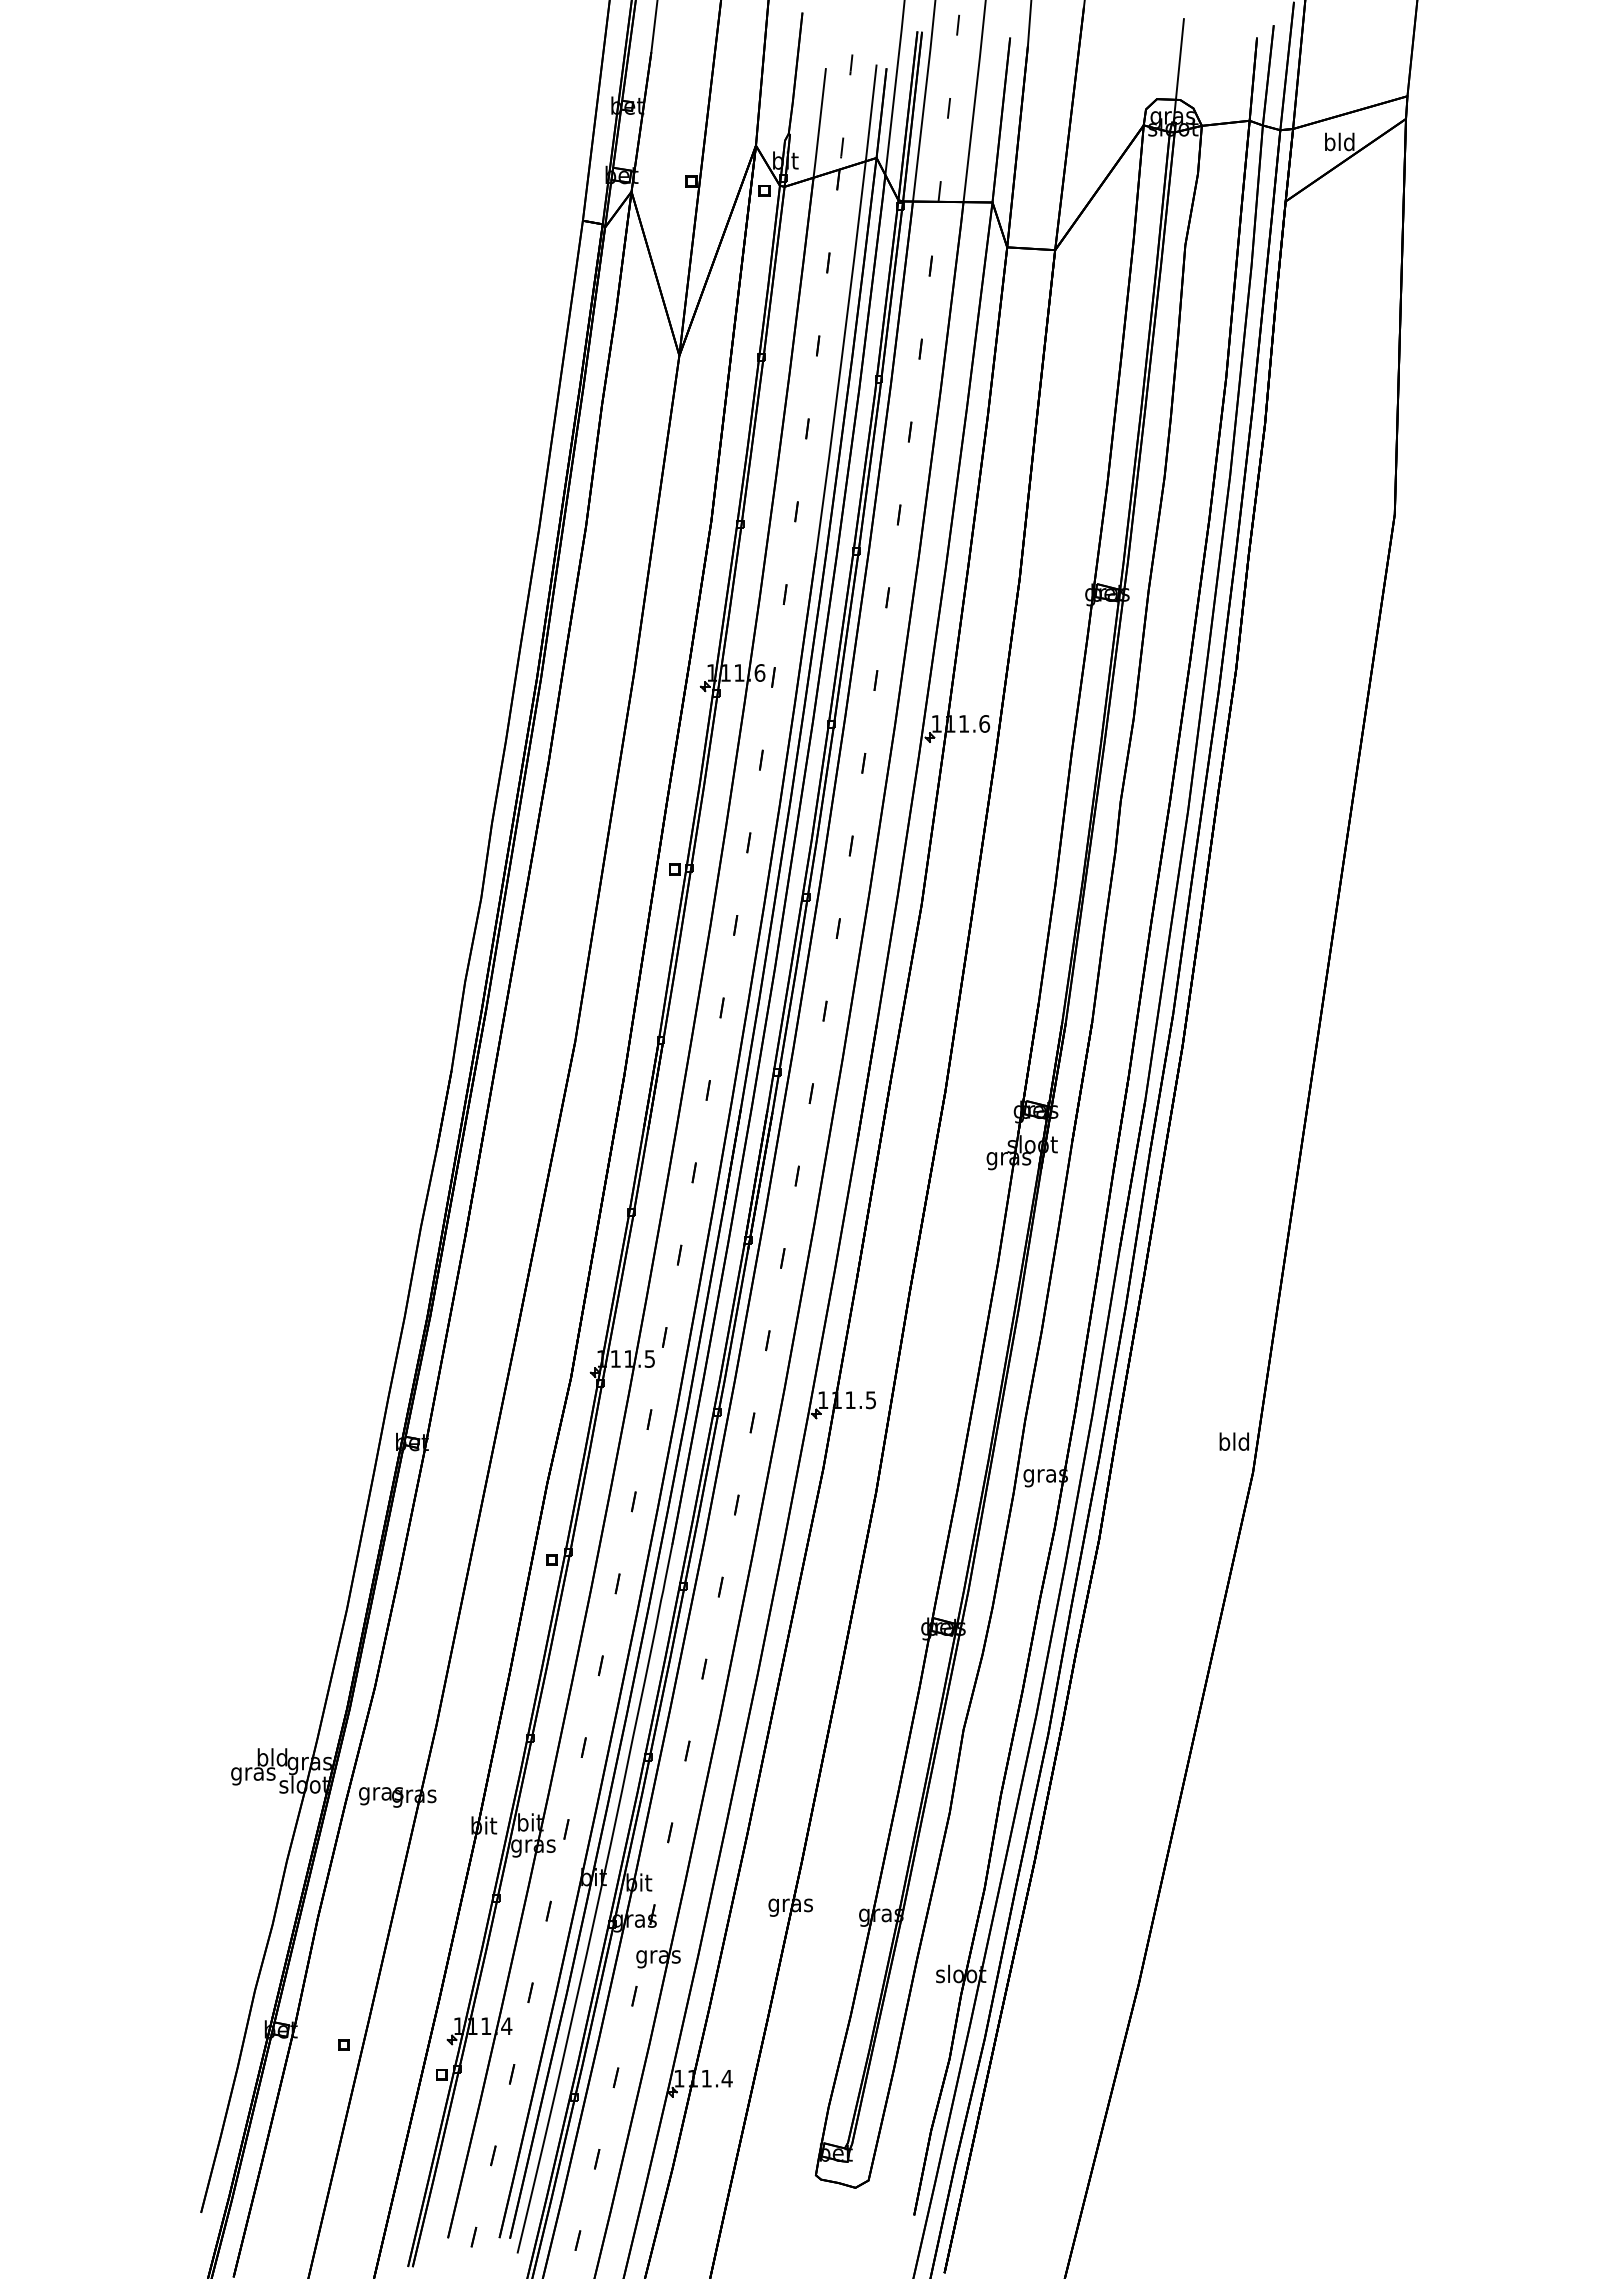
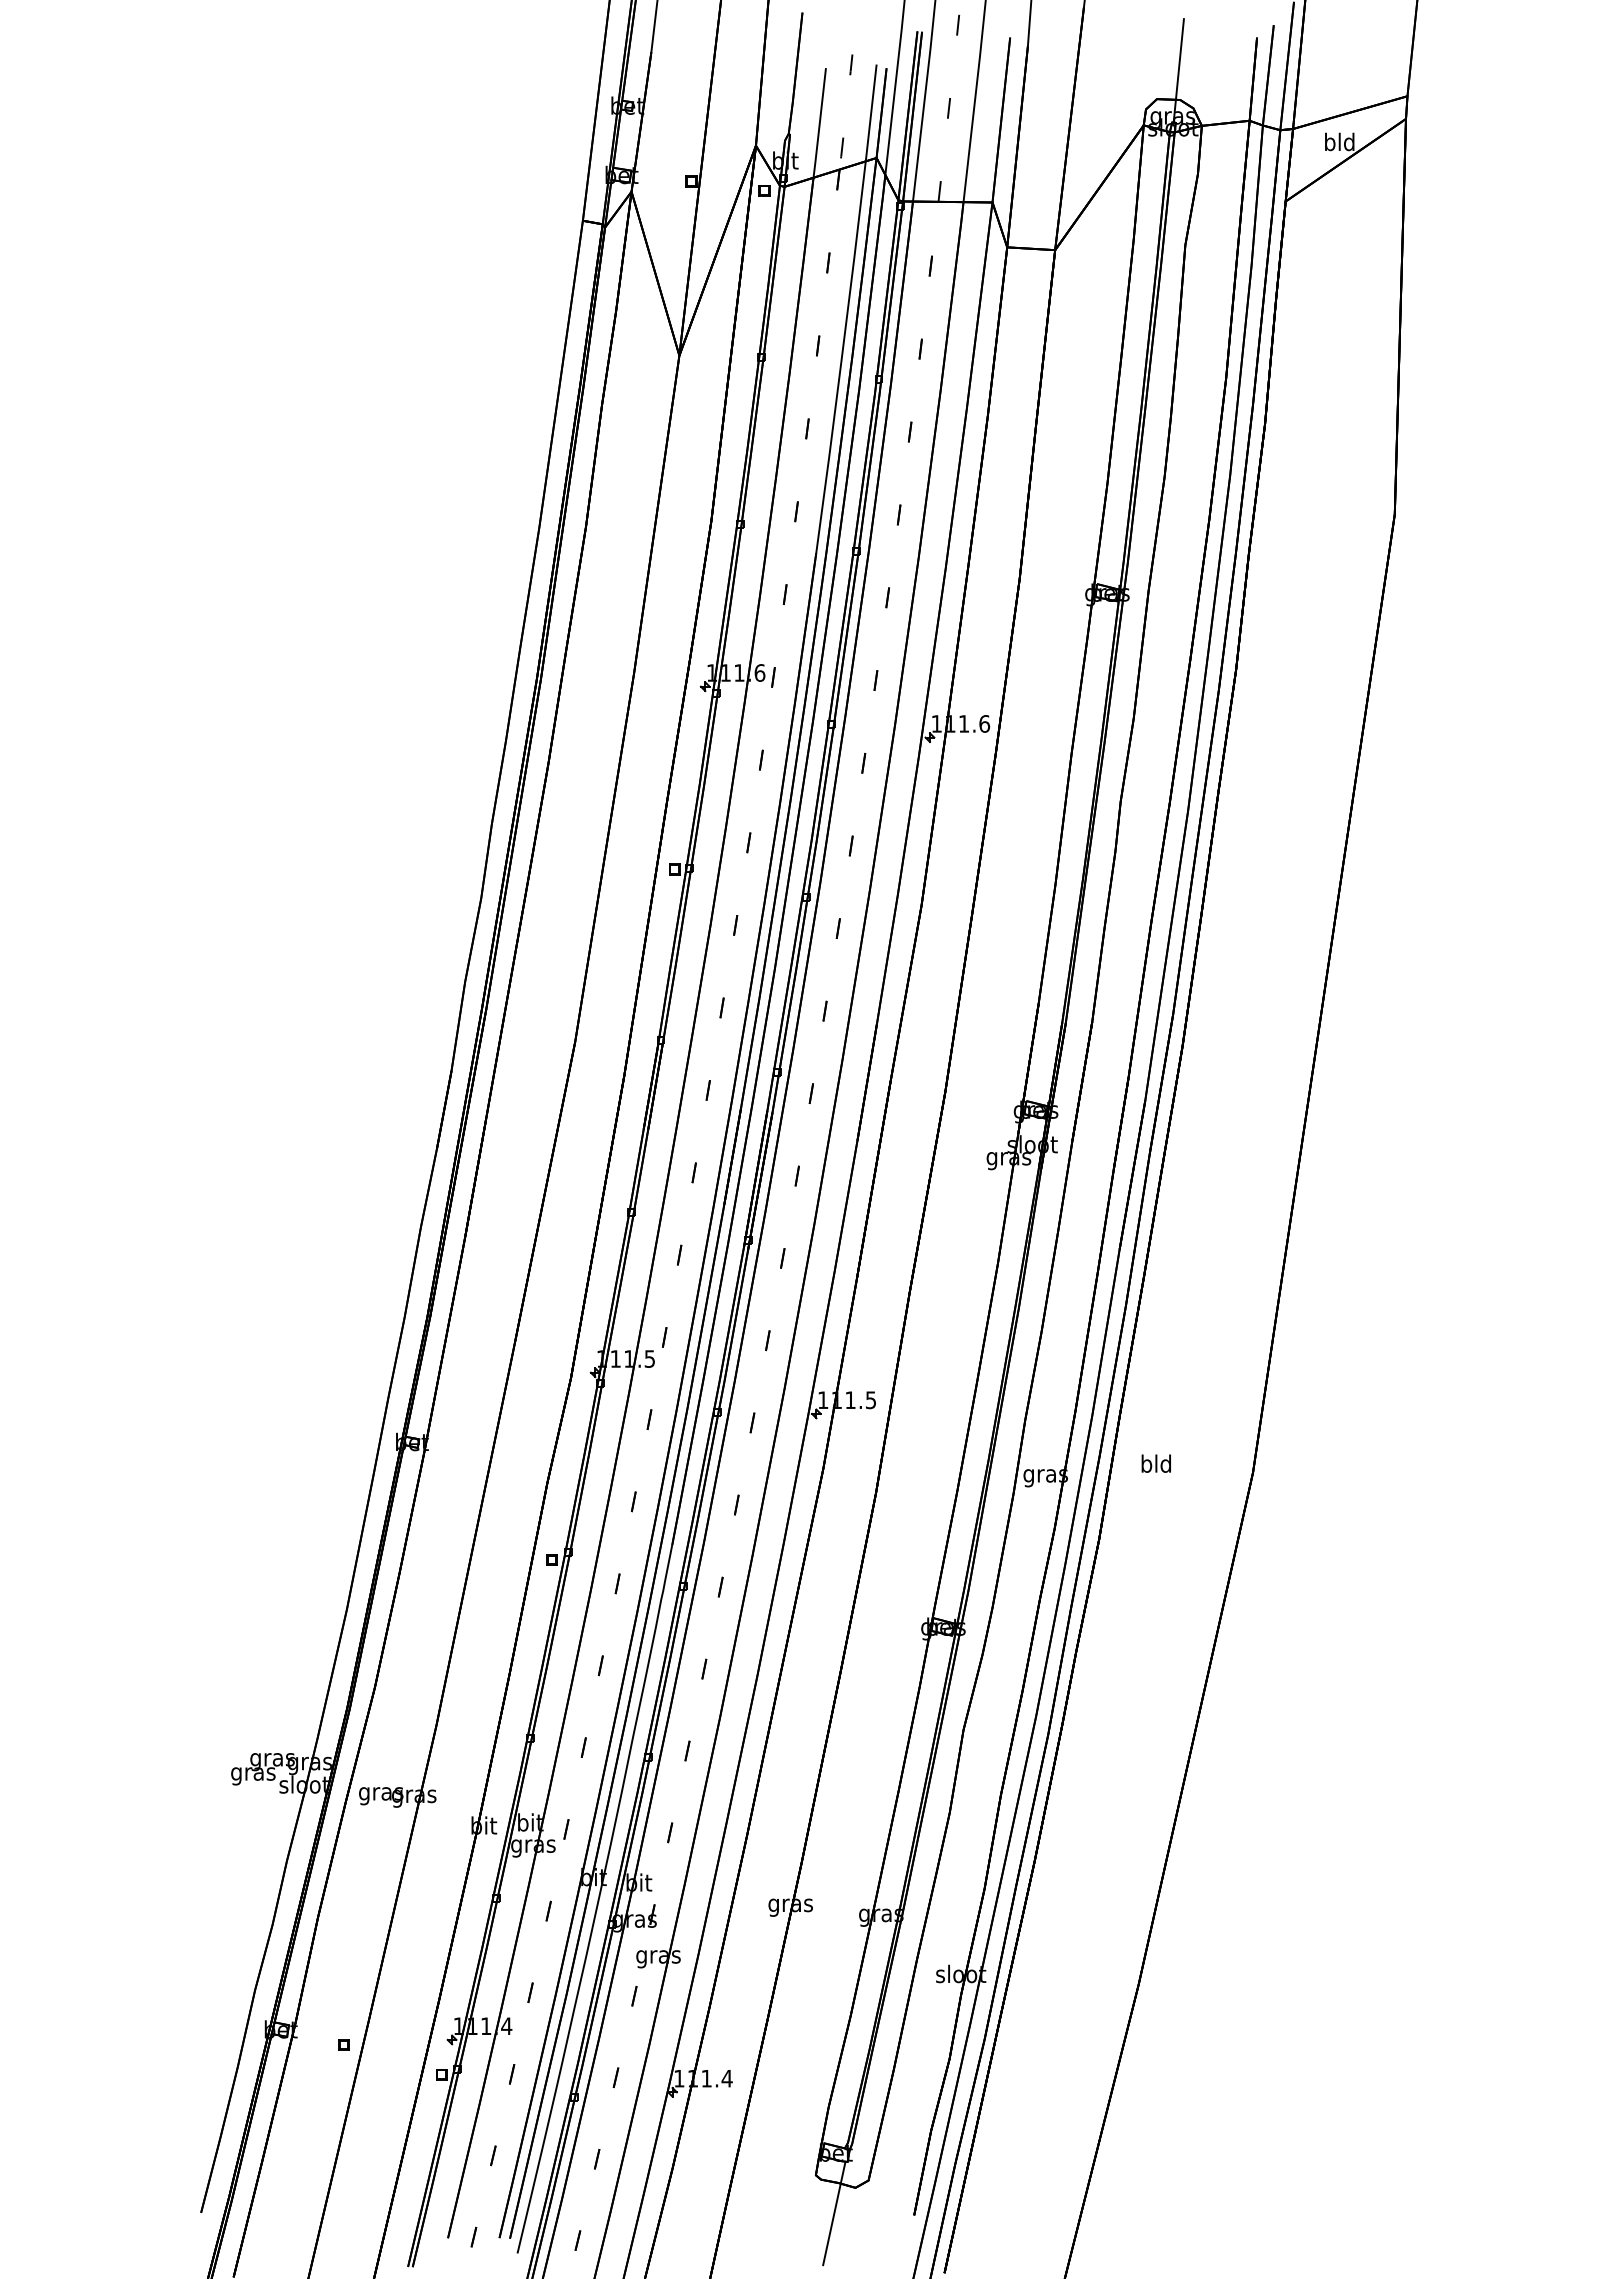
text position: (1233, 1441) -> (1155, 1463) (1155, 1463)
text: bld -> gras (272, 1759)
line: none -> present (834, 2213)
